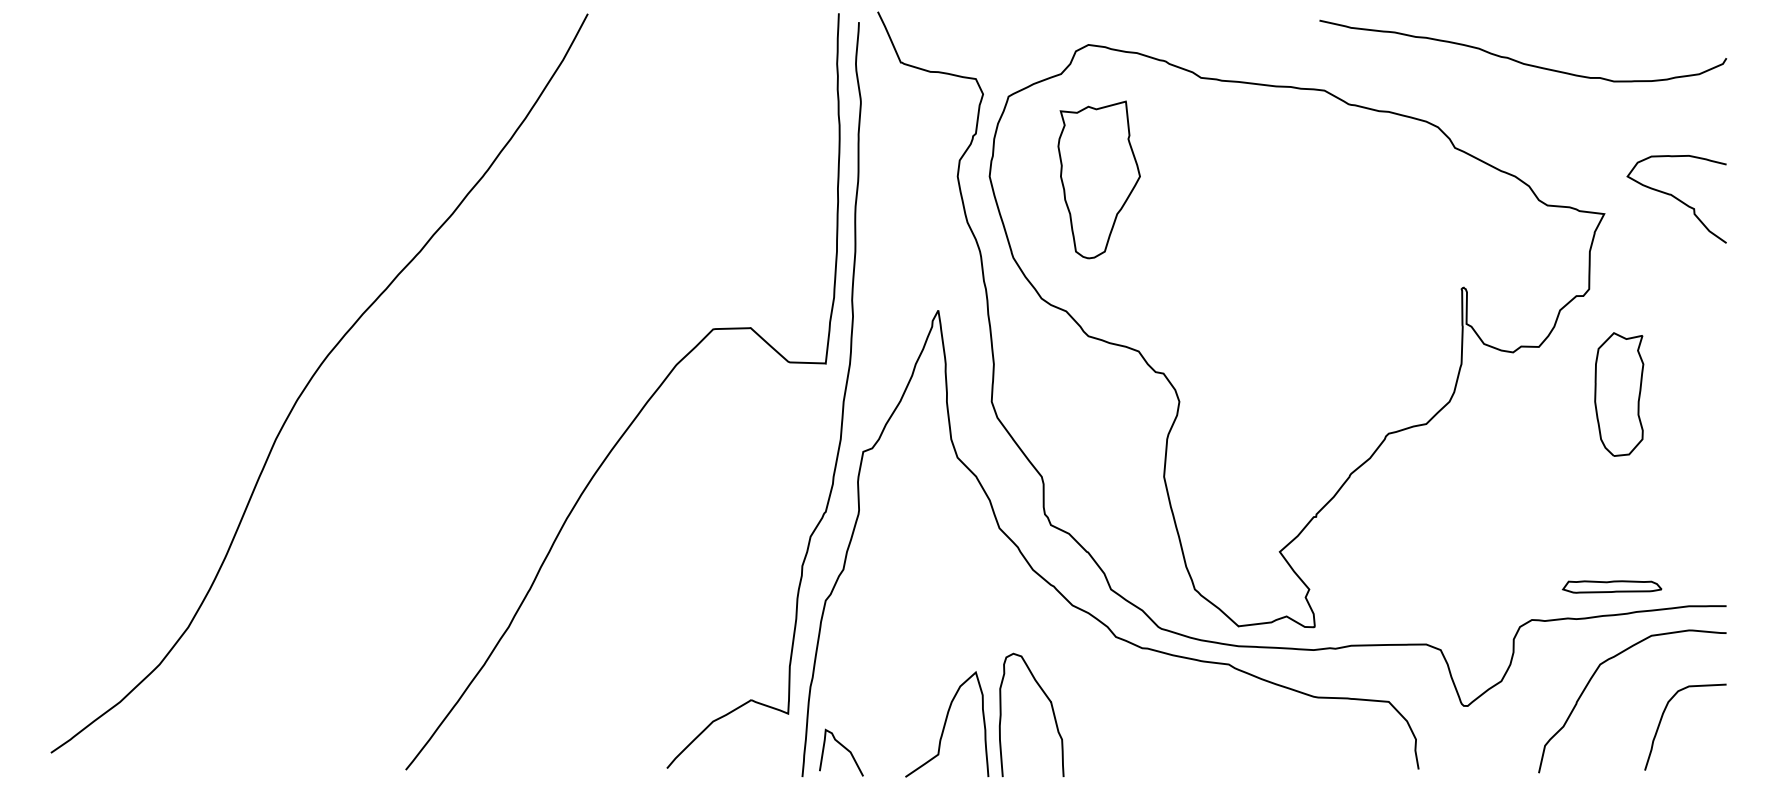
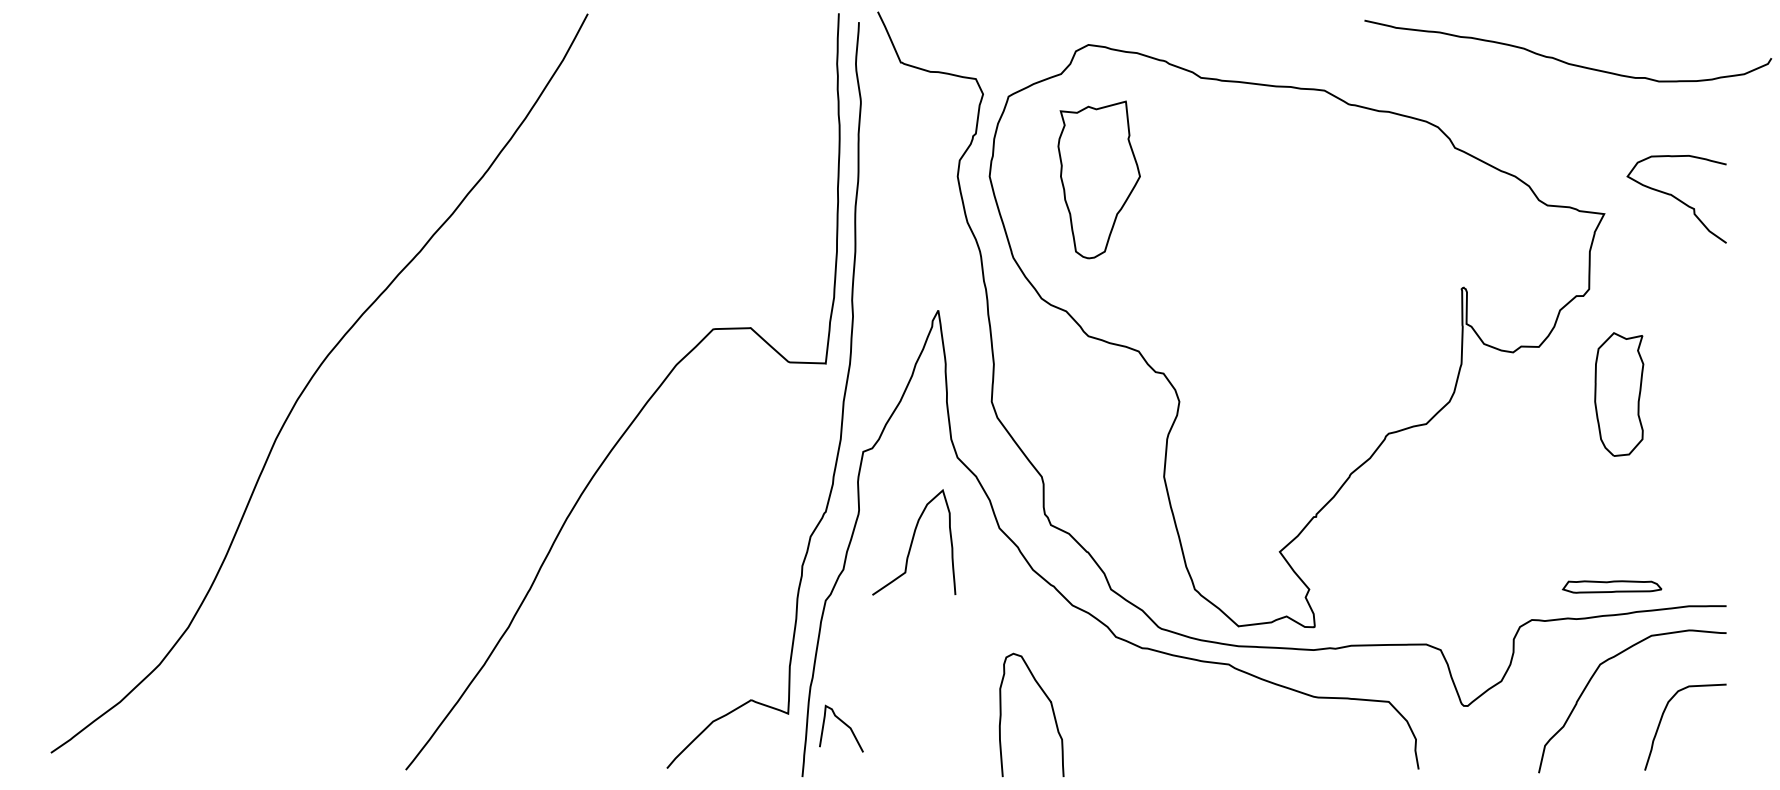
curve position: (1520, 61) -> (1565, 61) (1565, 61)
curve position: (945, 724) -> (912, 542) (912, 542)
curve position: (844, 748) -> (844, 724) (844, 724)
